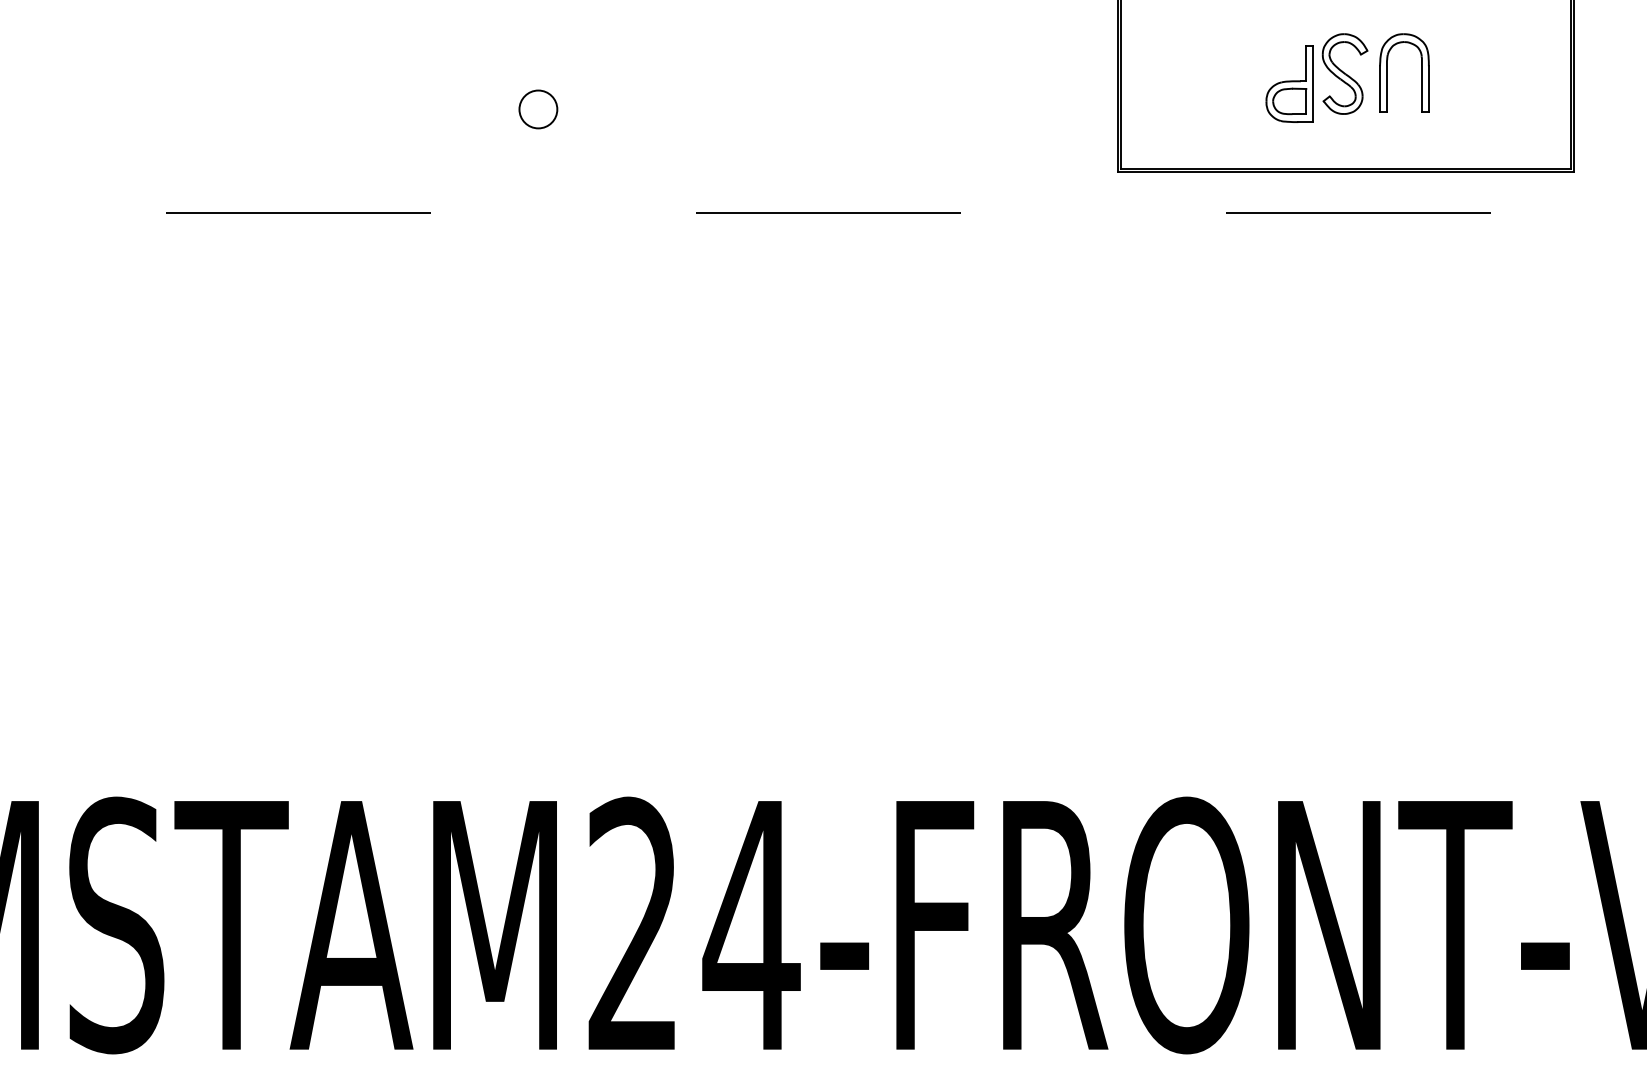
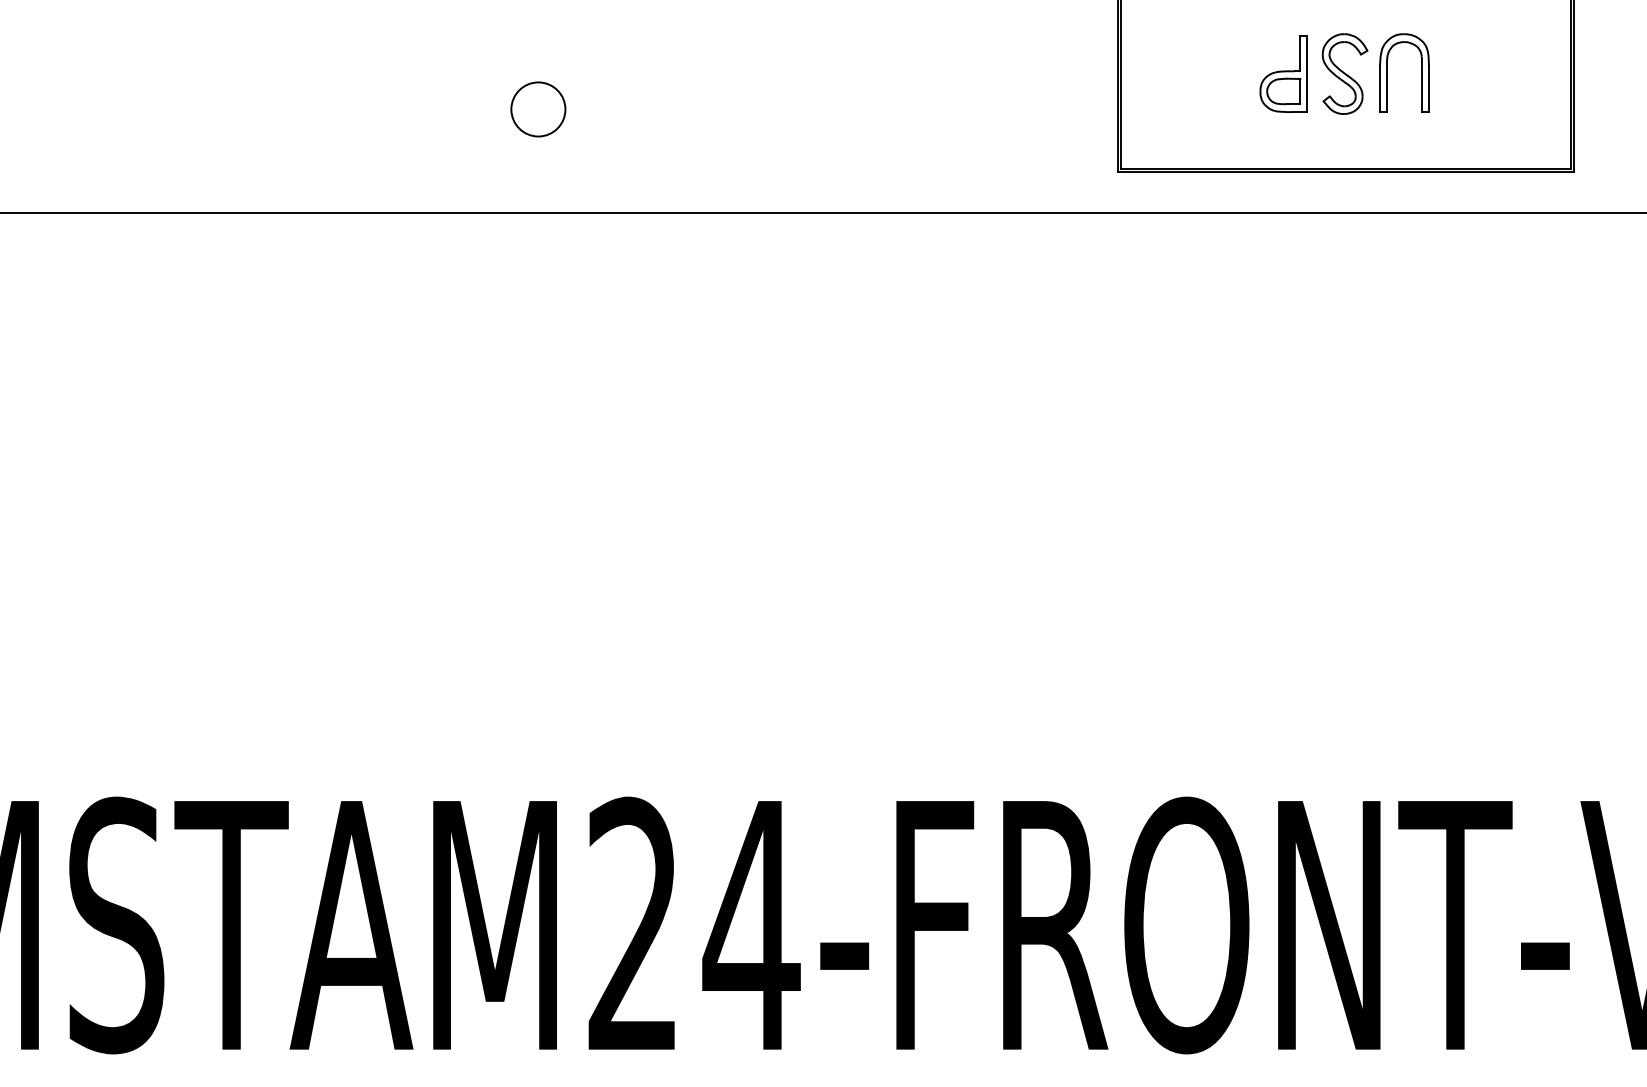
part position: (1289, 83) -> (1283, 73) (1283, 73)
circle diameter: 38 px -> 54 px (538, 109)
line: dashed -> solid (823, 213)
